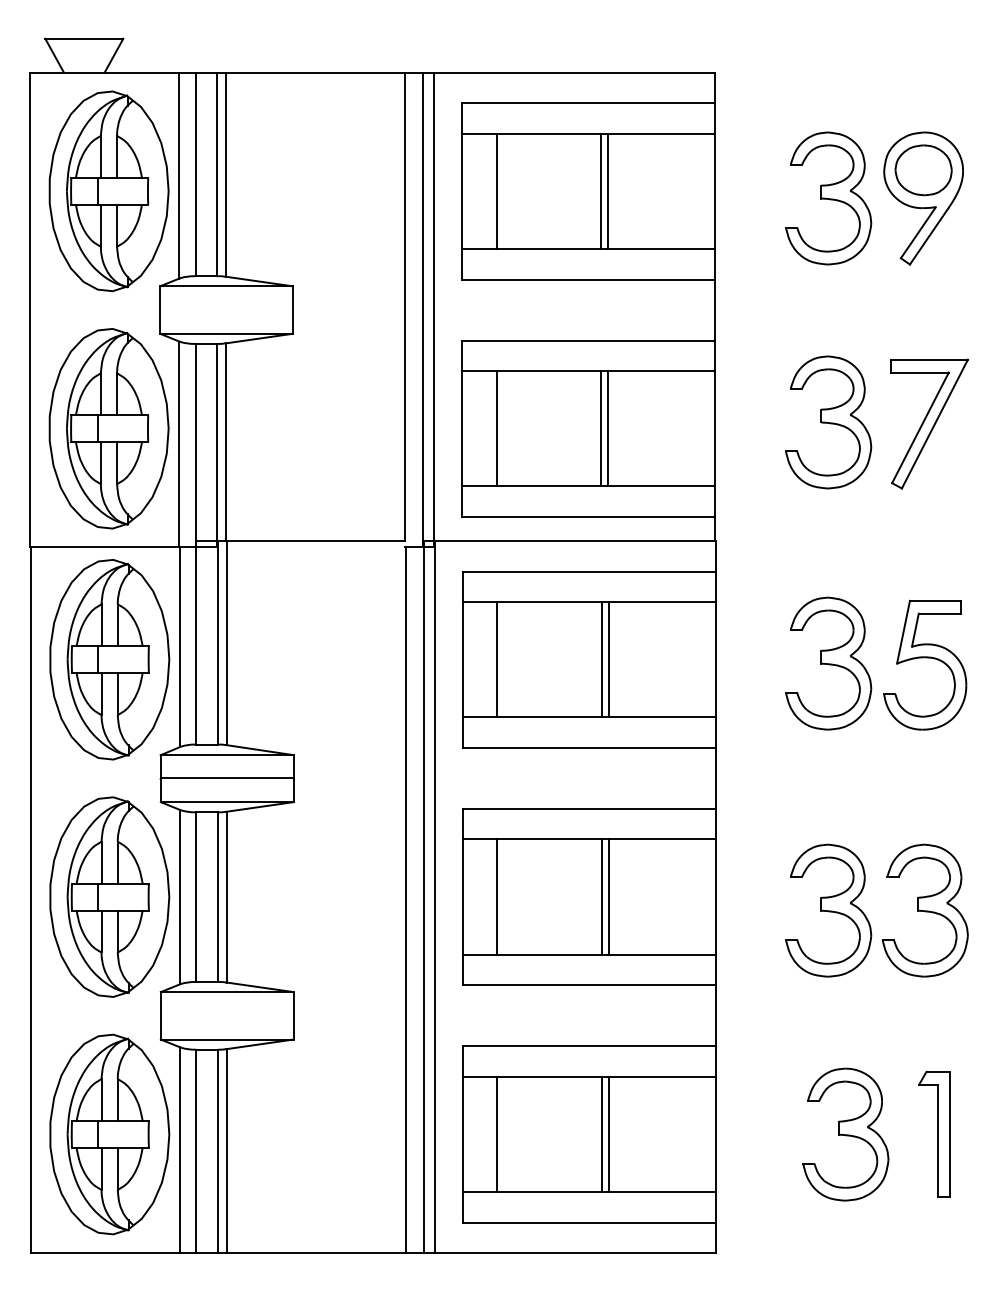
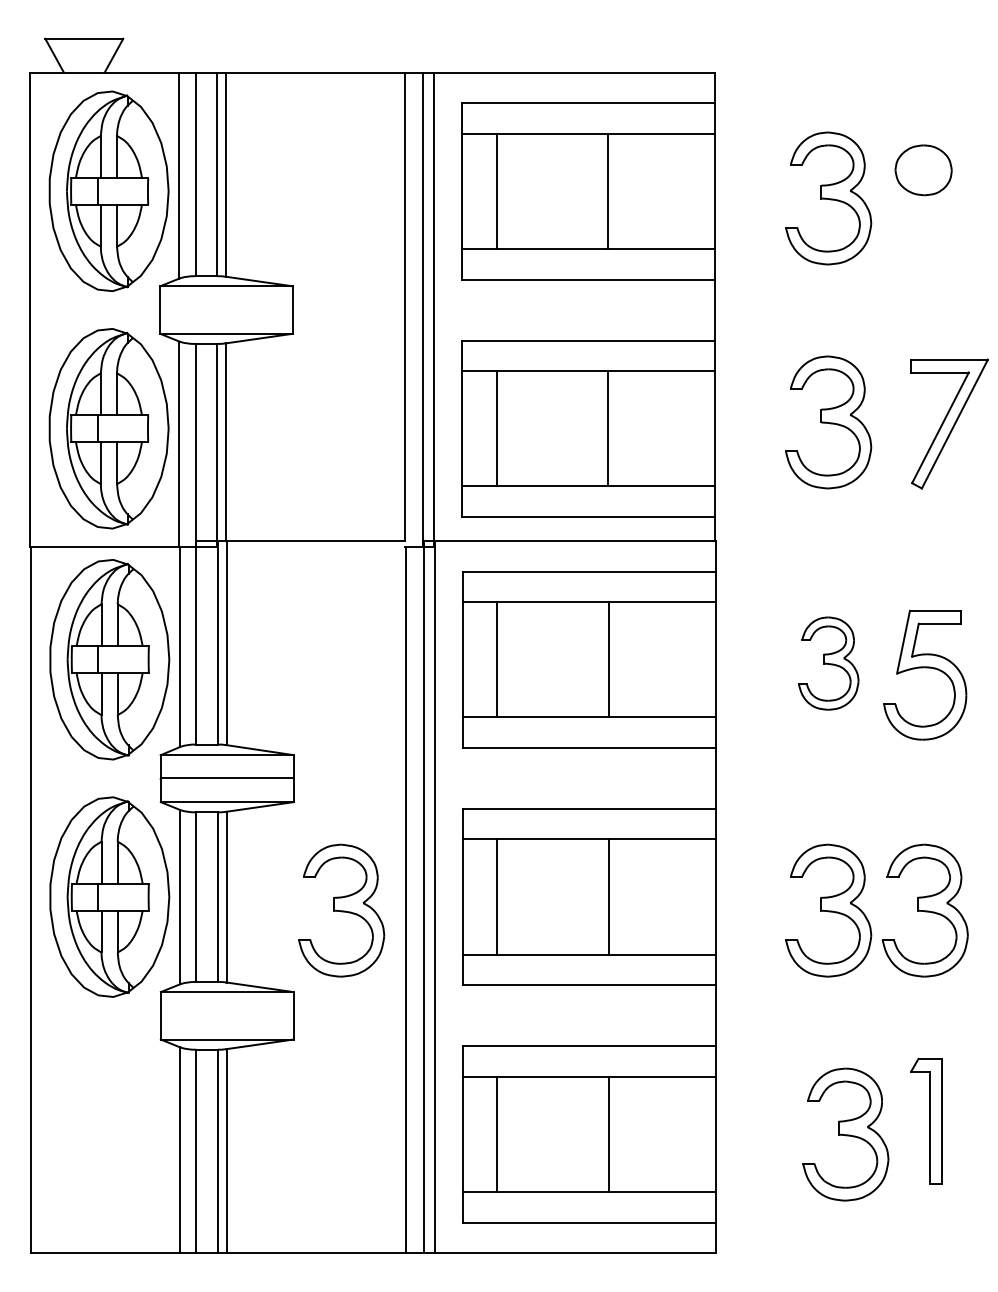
line: present -> none (601, 191)
part: present -> none (923, 198)
part position: (929, 423) -> (949, 423) (949, 423)
line: present -> none (601, 428)
line: present -> none (602, 659)
part size: 88x135 px -> 62x95 px (828, 663)
part position: (925, 664) -> (925, 674) (925, 674)
line: present -> none (602, 896)
part: none -> present (341, 910)
part position: (934, 1133) -> (926, 1120) (926, 1120)
part: present -> none (109, 1134)
line: present -> none (602, 1134)
